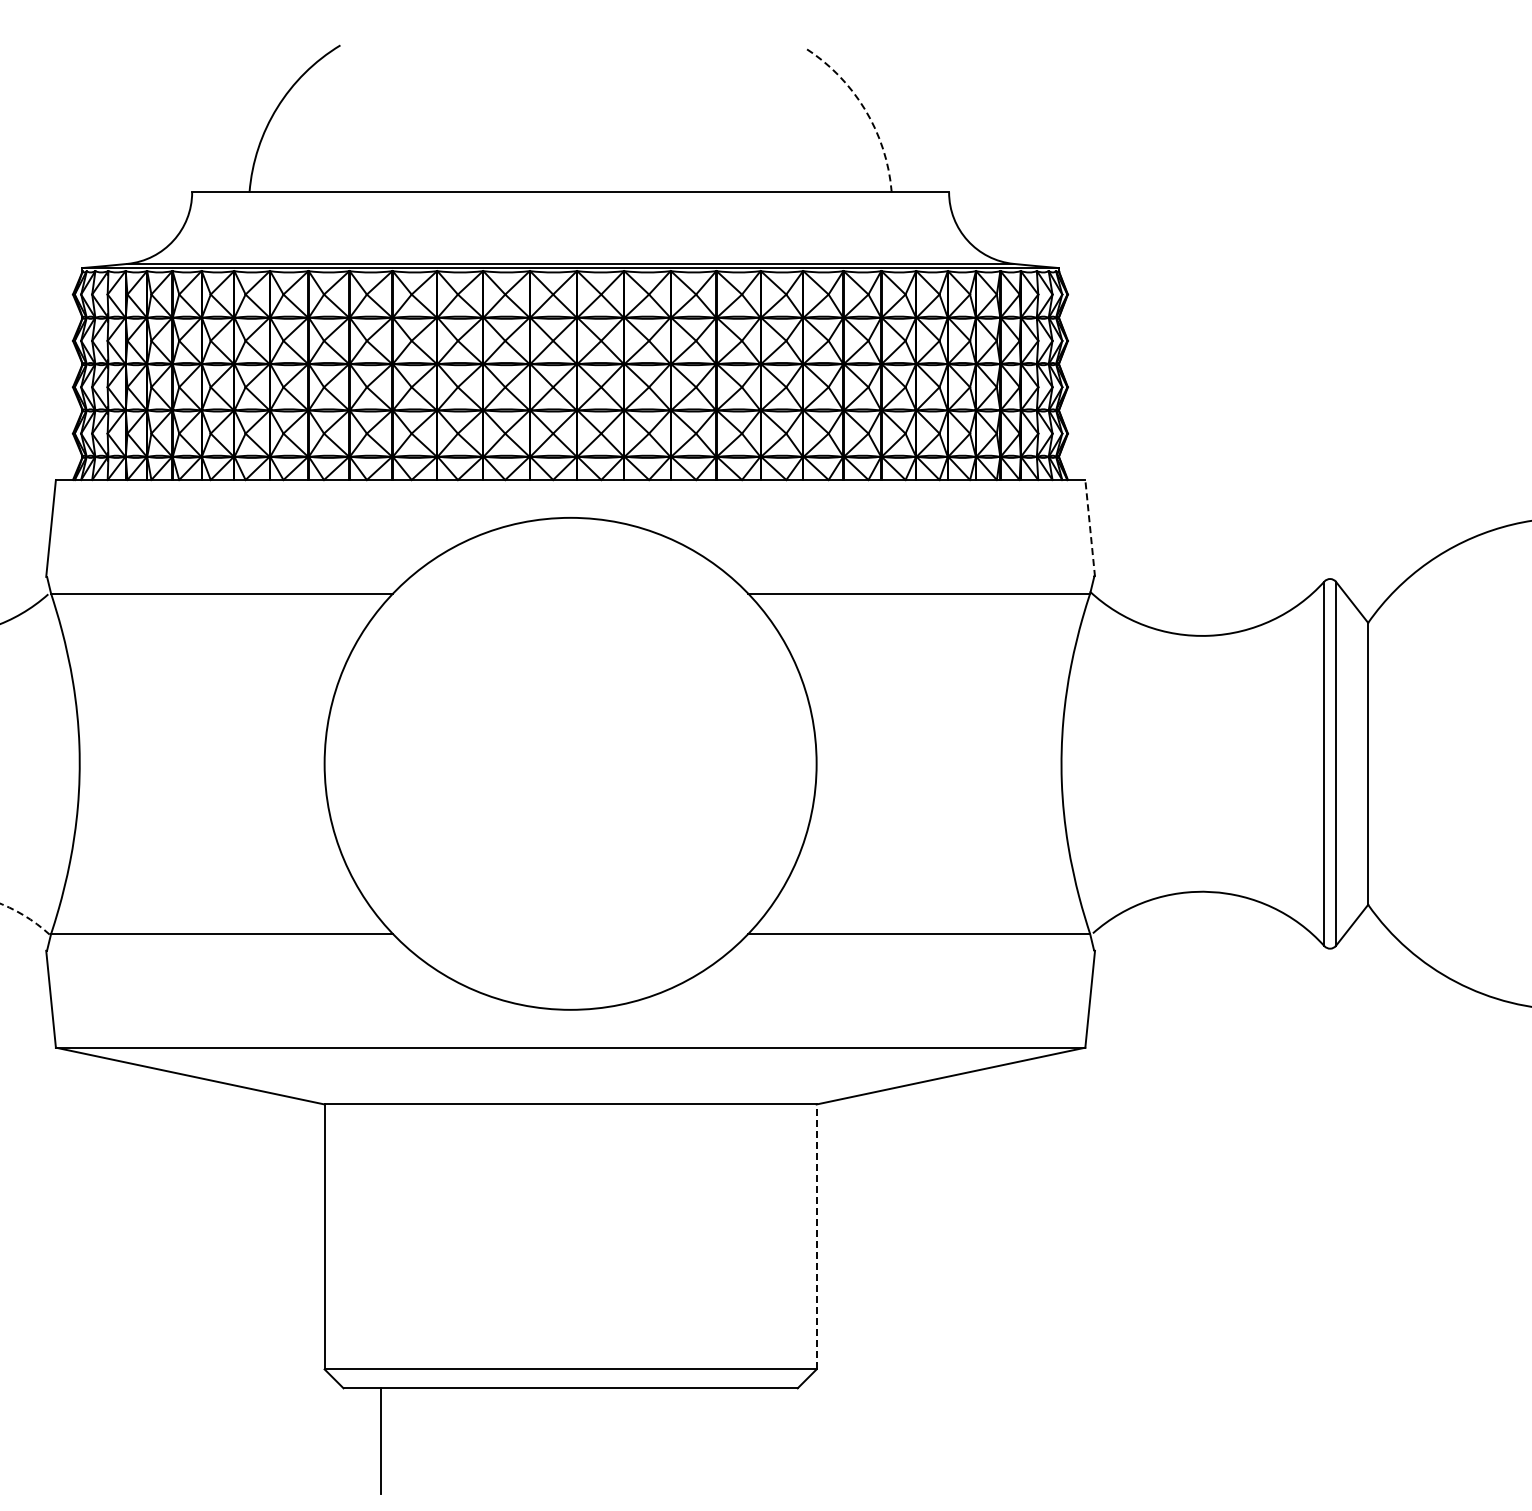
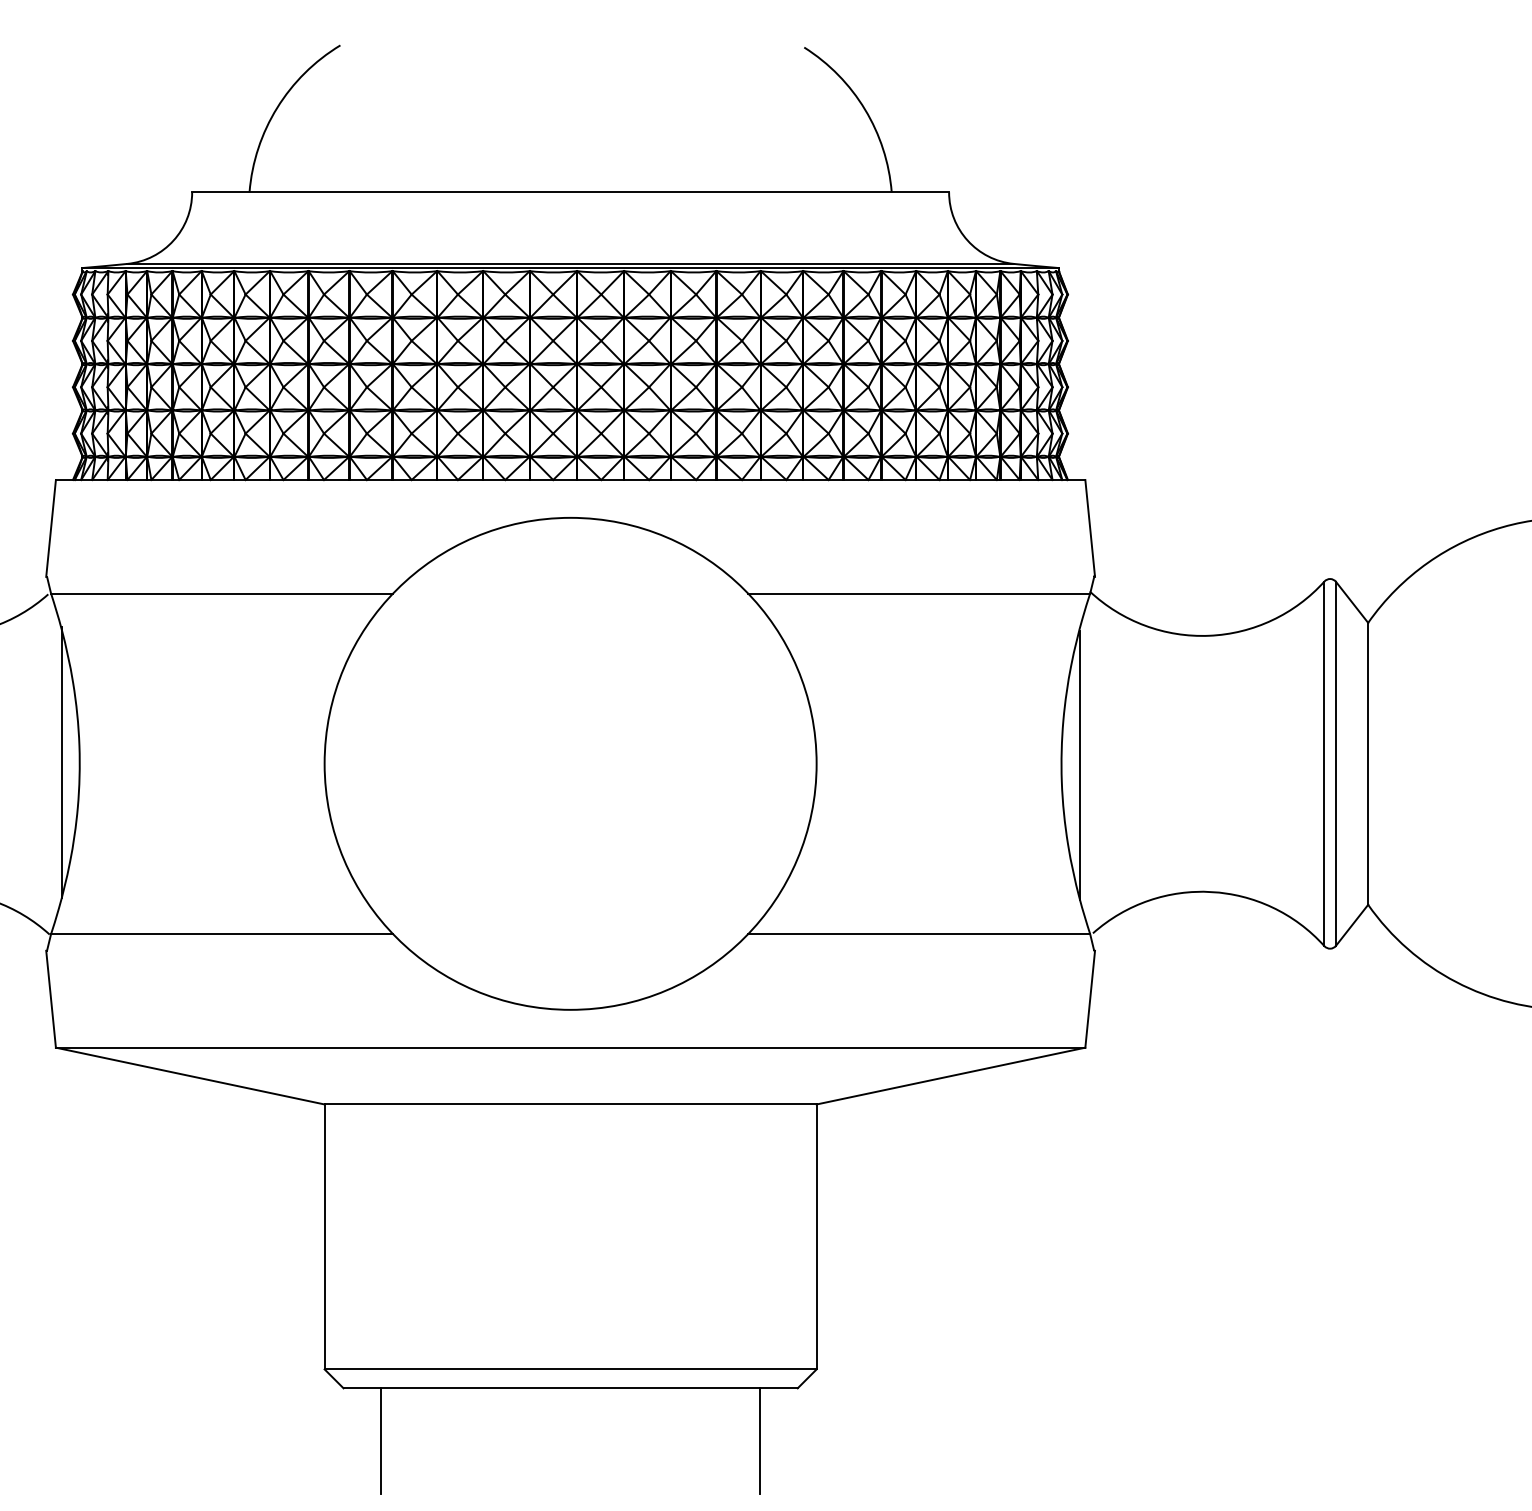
arc: dashed -> solid (865, 109)
line: dashed -> solid (1090, 528)
line: none -> present (61, 762)
line: none -> present (1079, 764)
arc: dashed -> solid (27, 917)
line: dashed -> solid (816, 1236)
line: none -> present (759, 1441)
